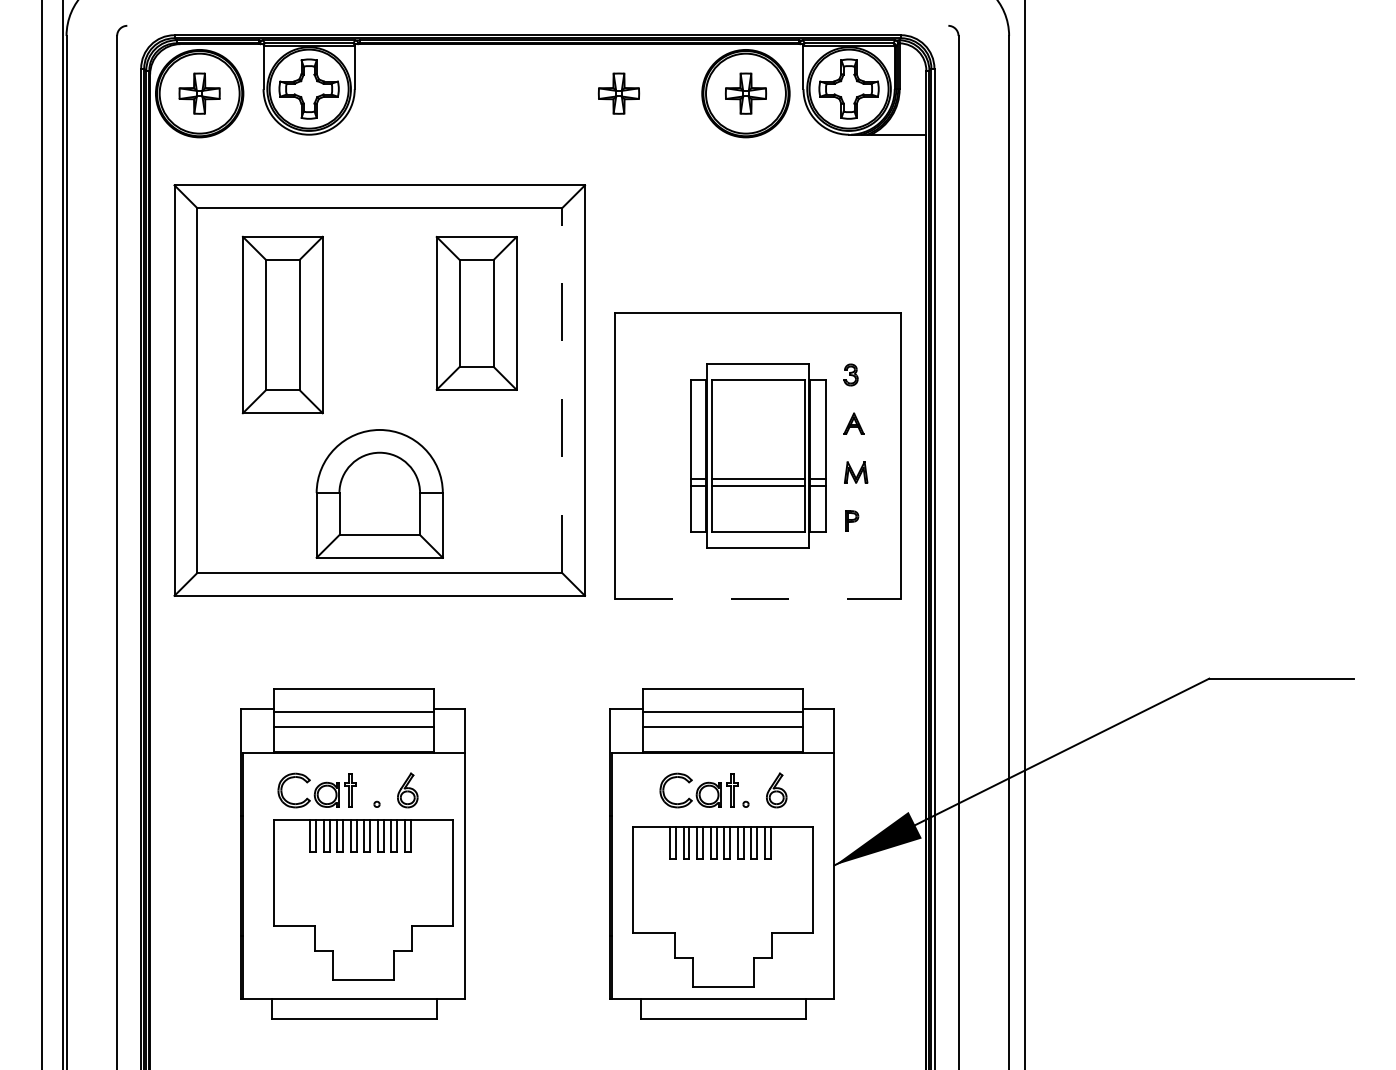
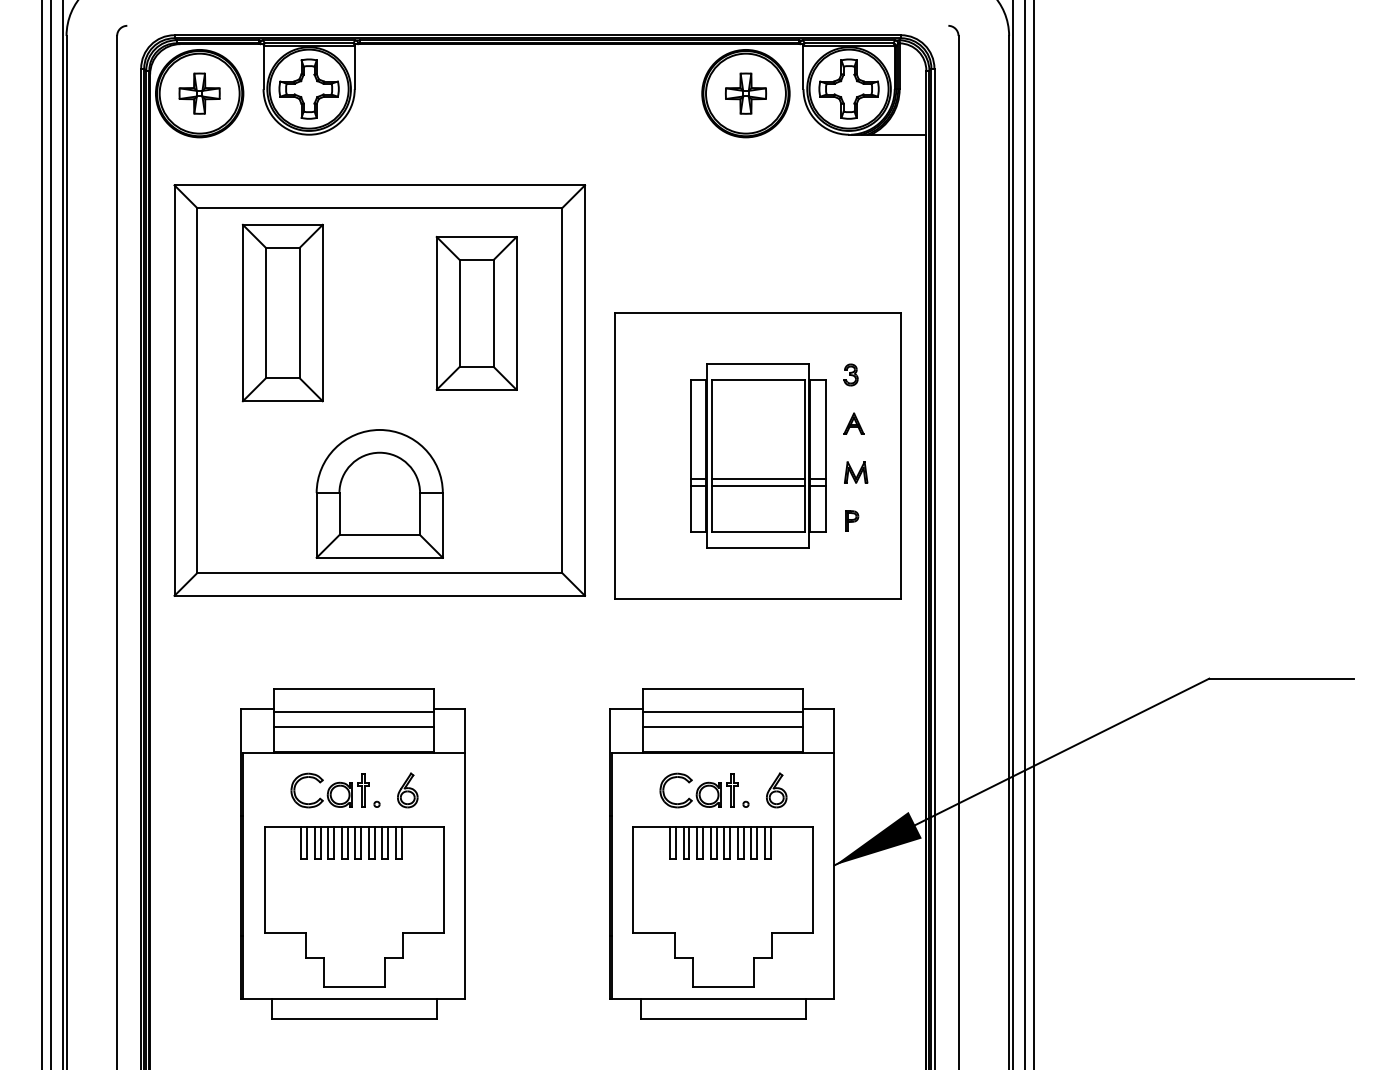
part: present -> none (619, 93)
part position: (282, 324) -> (282, 312) (282, 312)
line: dashed -> solid (562, 390)
line: none -> present (50, 534)
line: none -> present (1012, 534)
line: none -> present (1033, 534)
line: dashed -> solid (758, 598)
part position: (316, 790) -> (329, 790) (329, 790)
part position: (363, 899) -> (354, 906) (354, 906)
